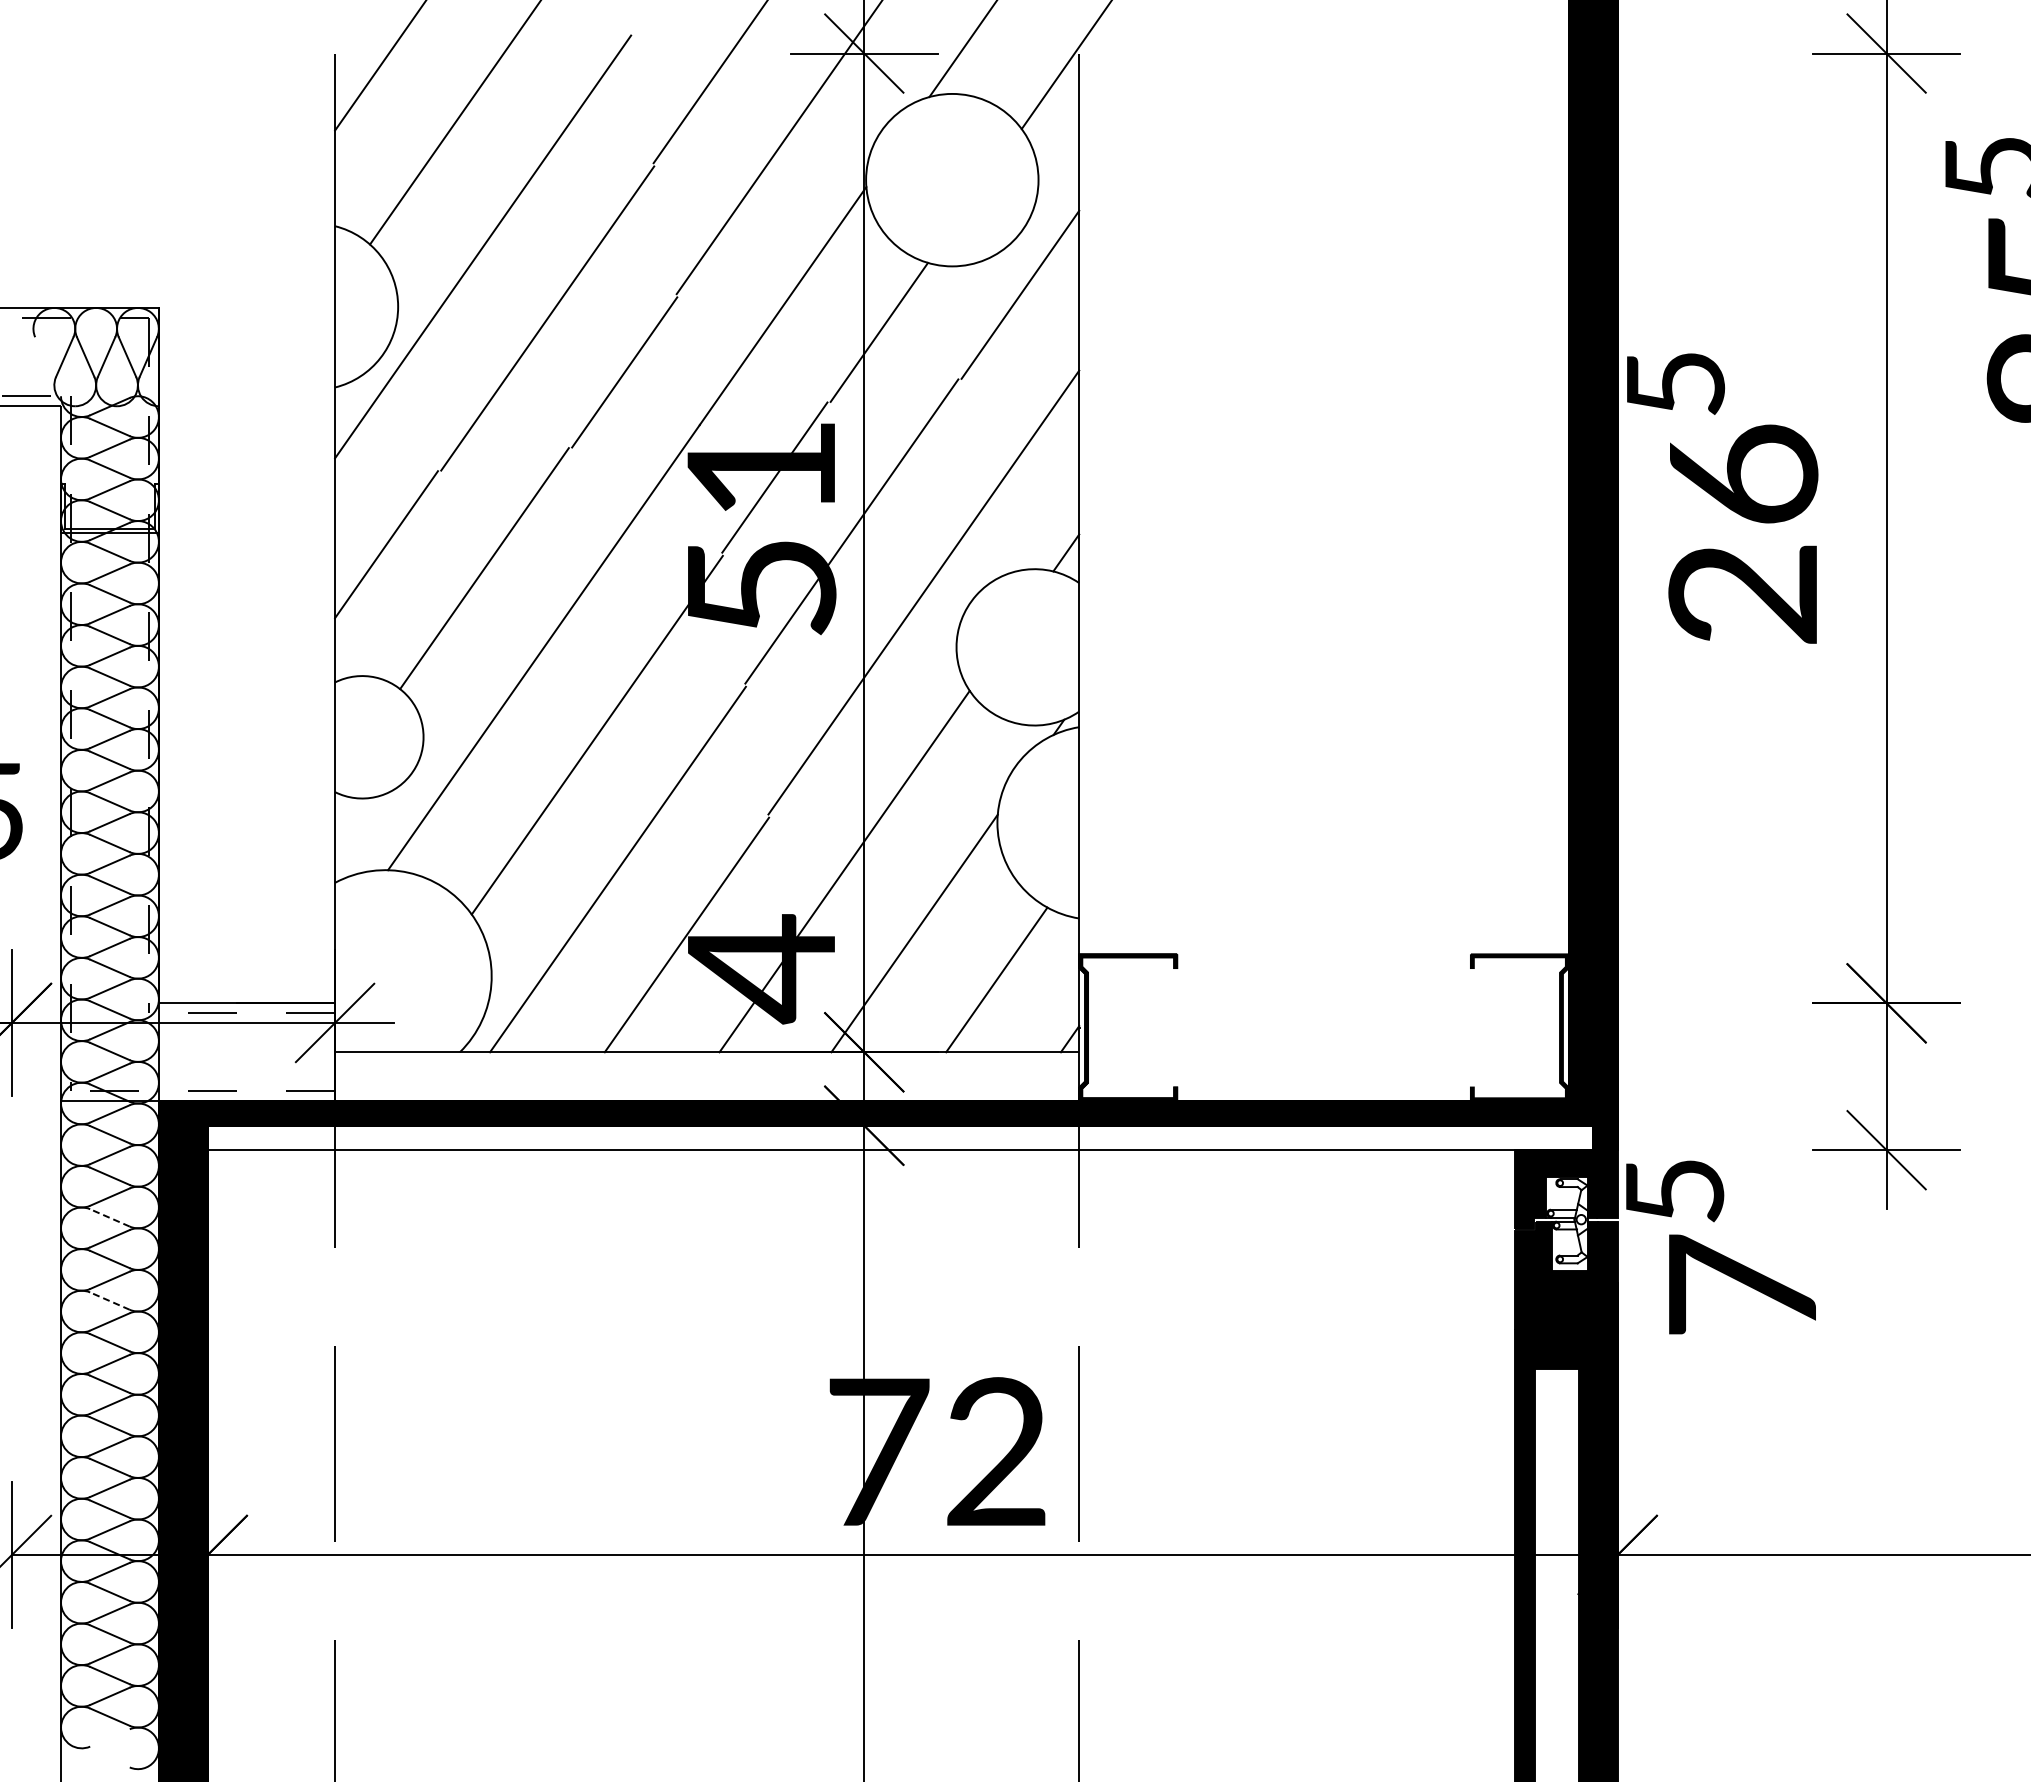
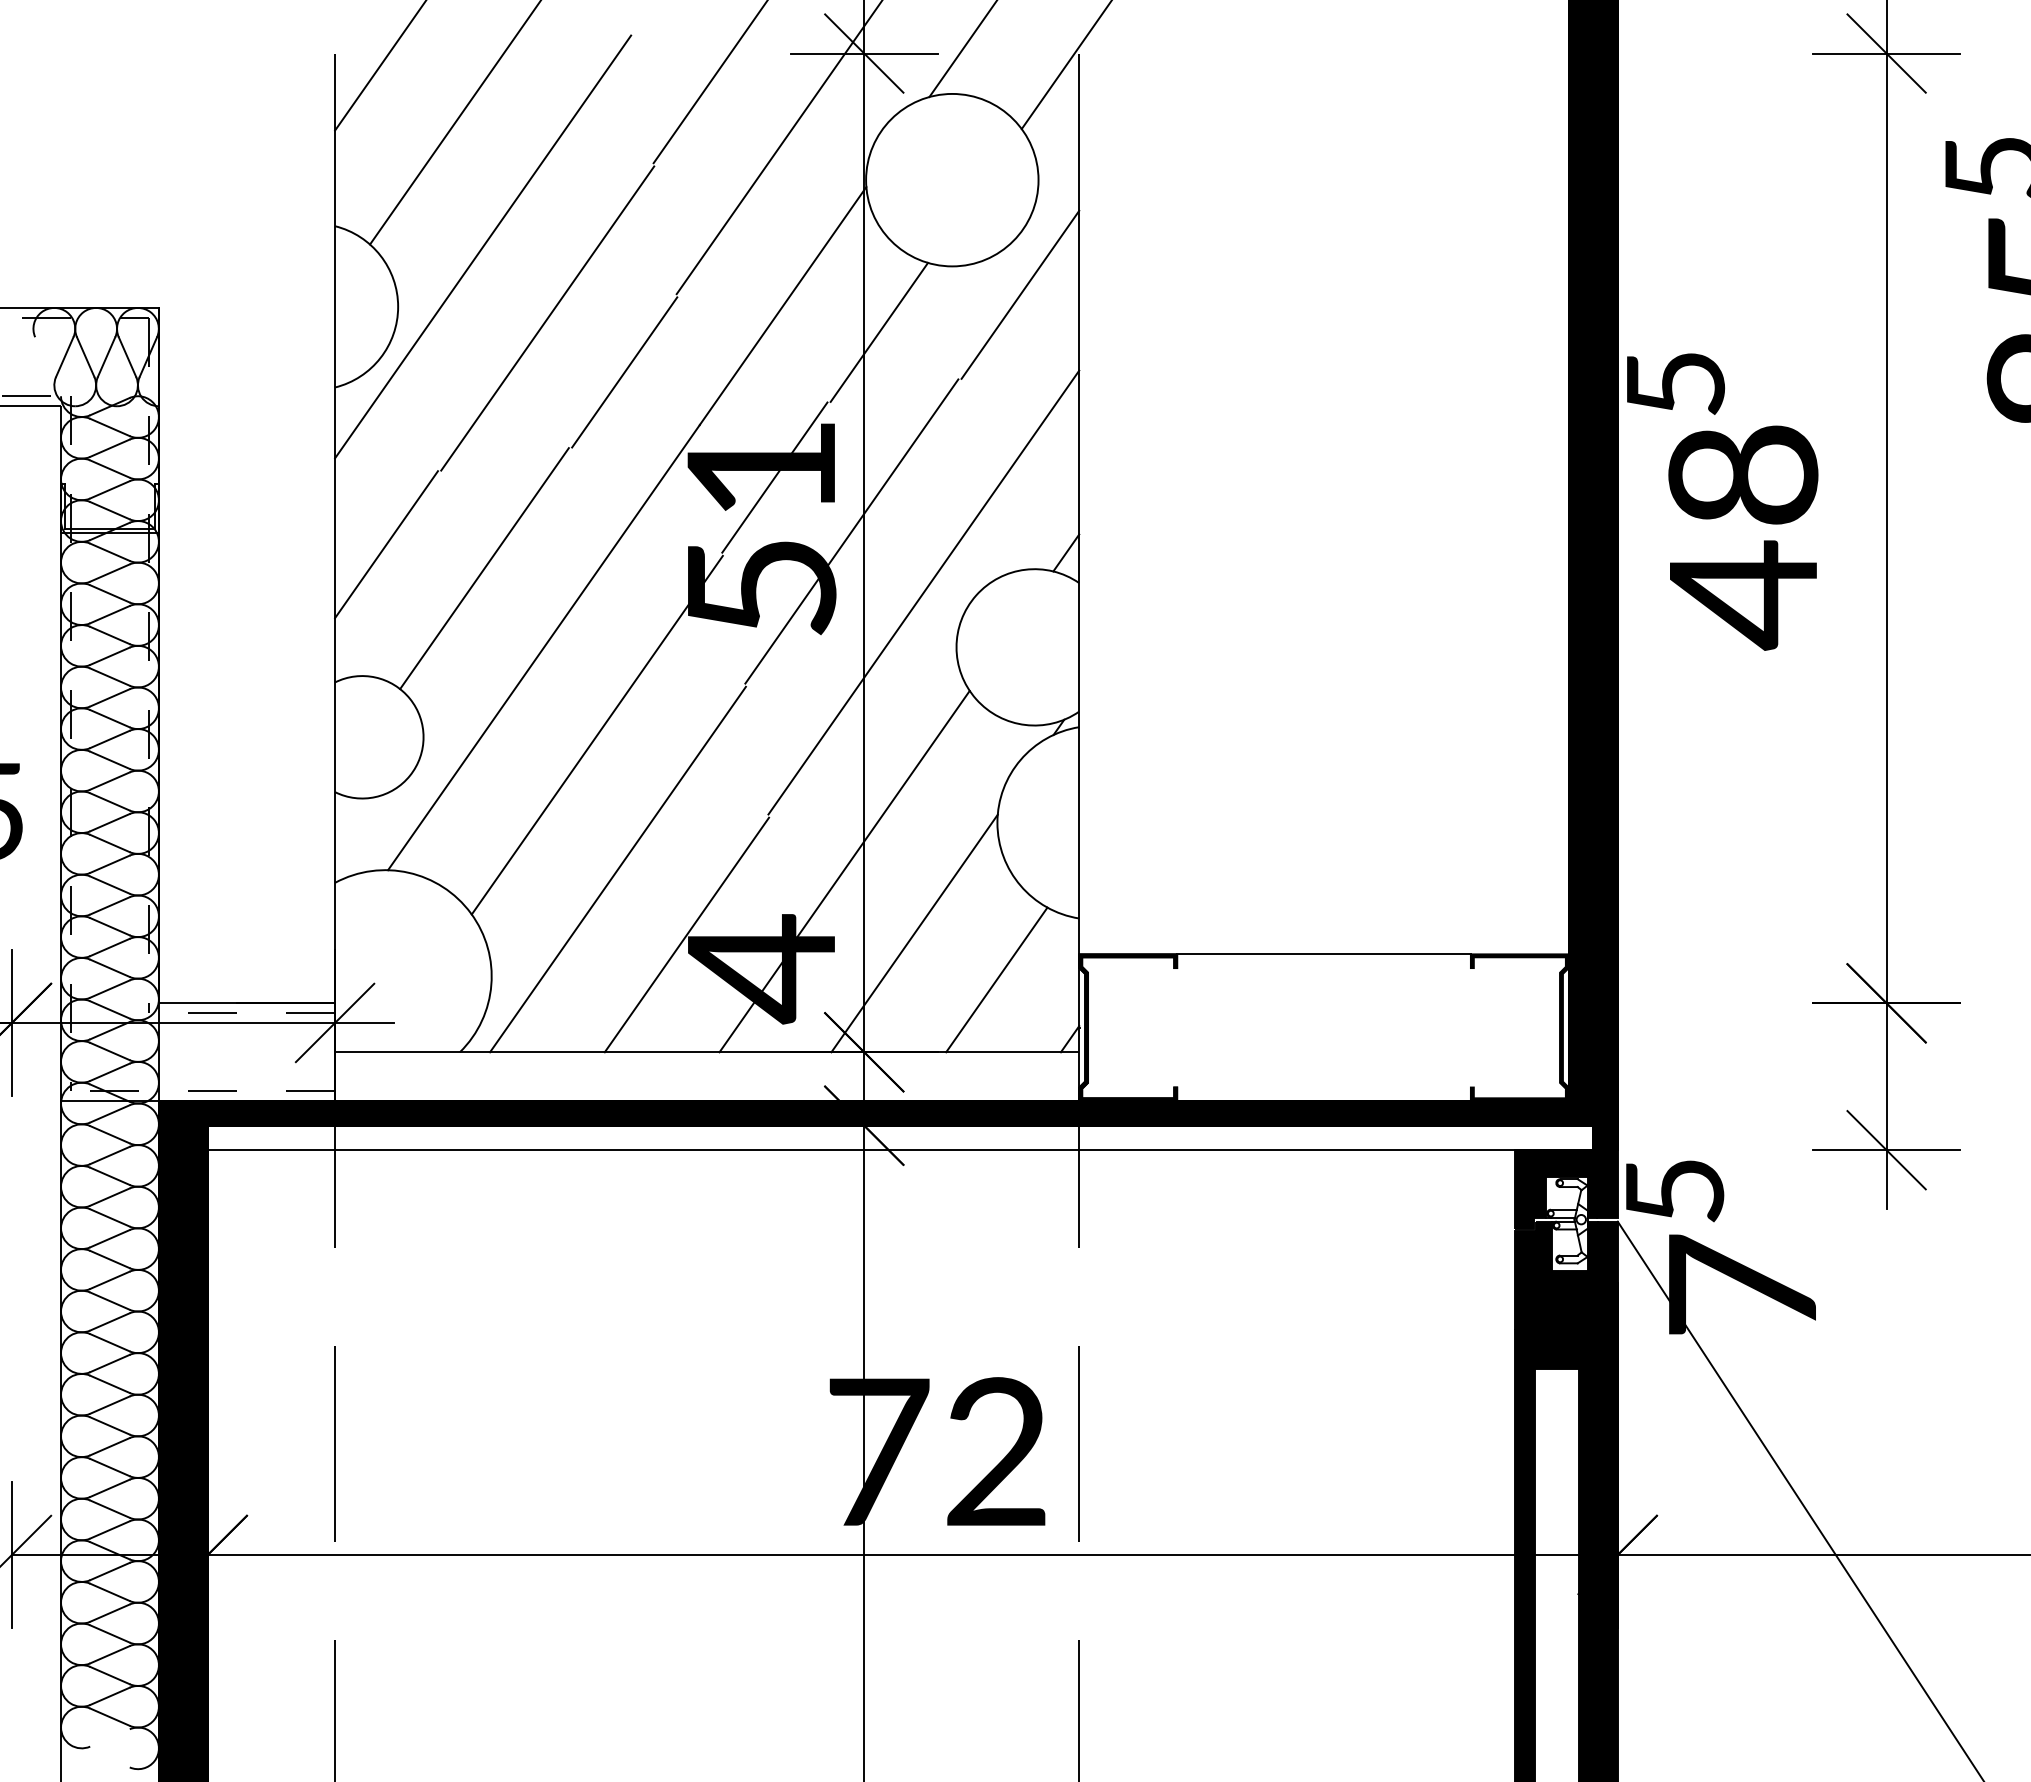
text: 26 -> 48 (1743, 537)
line: none -> present (1323, 954)
line: dashed -> solid (109, 1217)
line: dashed -> solid (109, 1301)
line: none -> present (1799, 1499)
